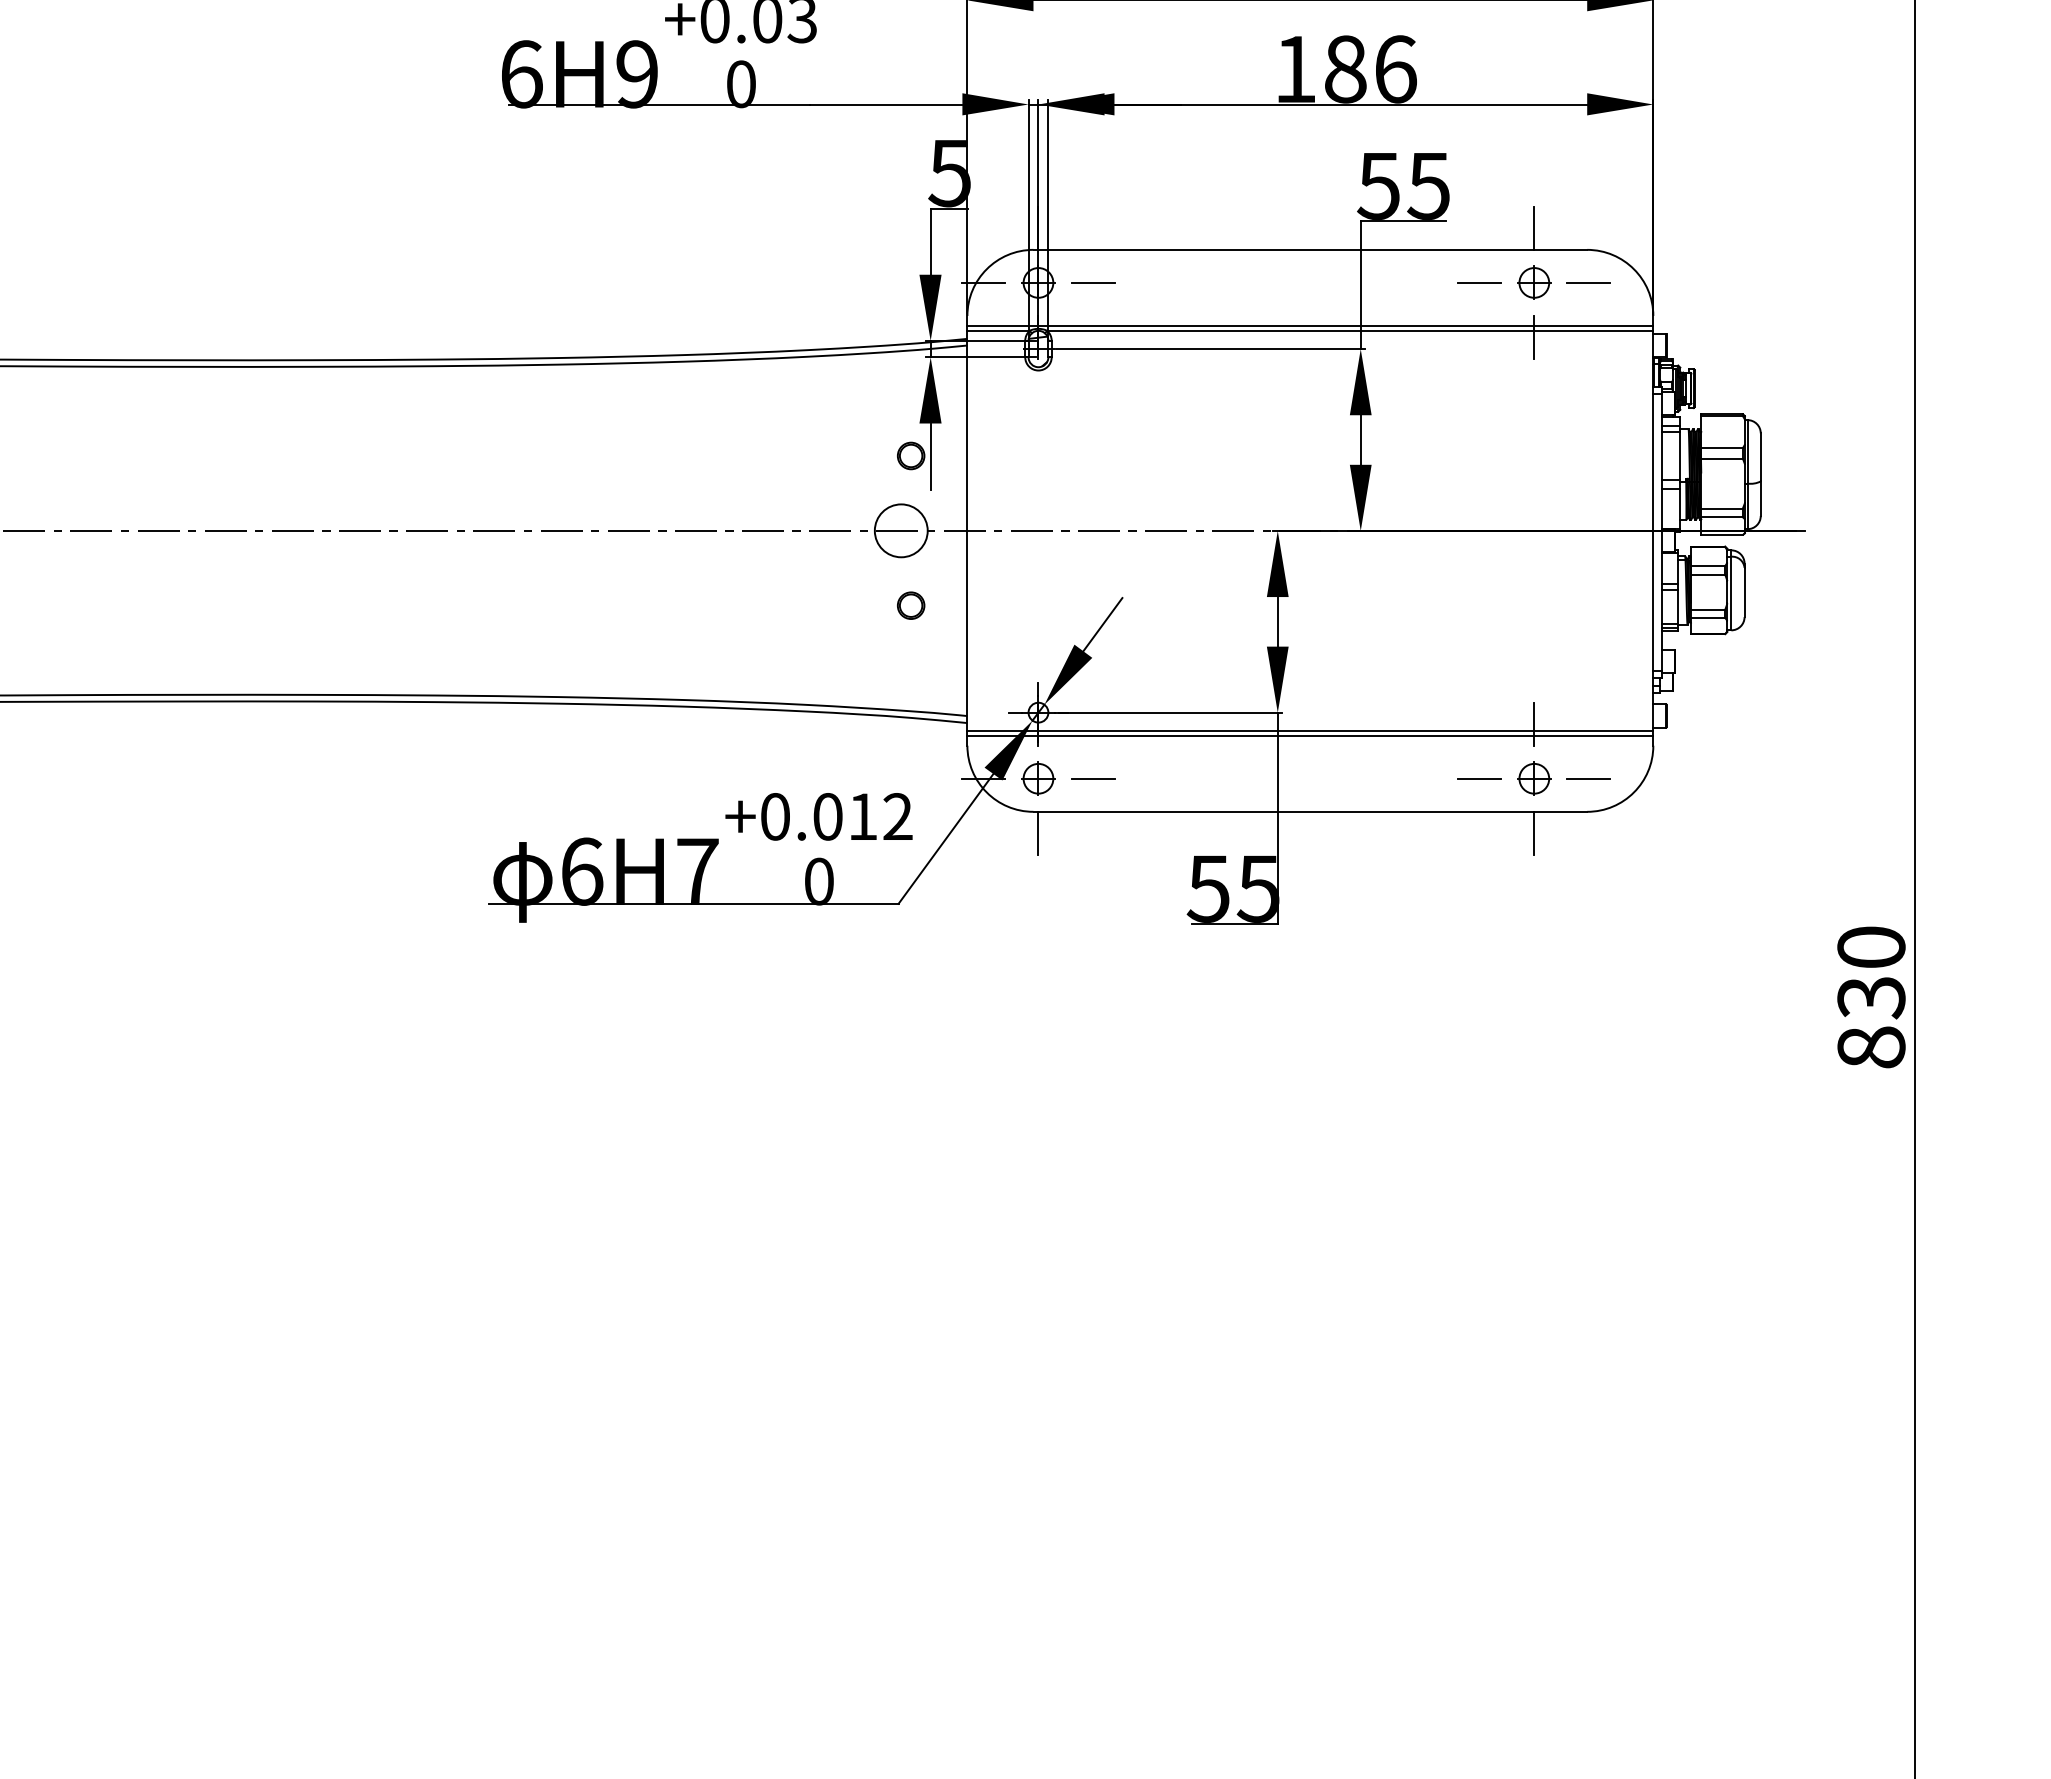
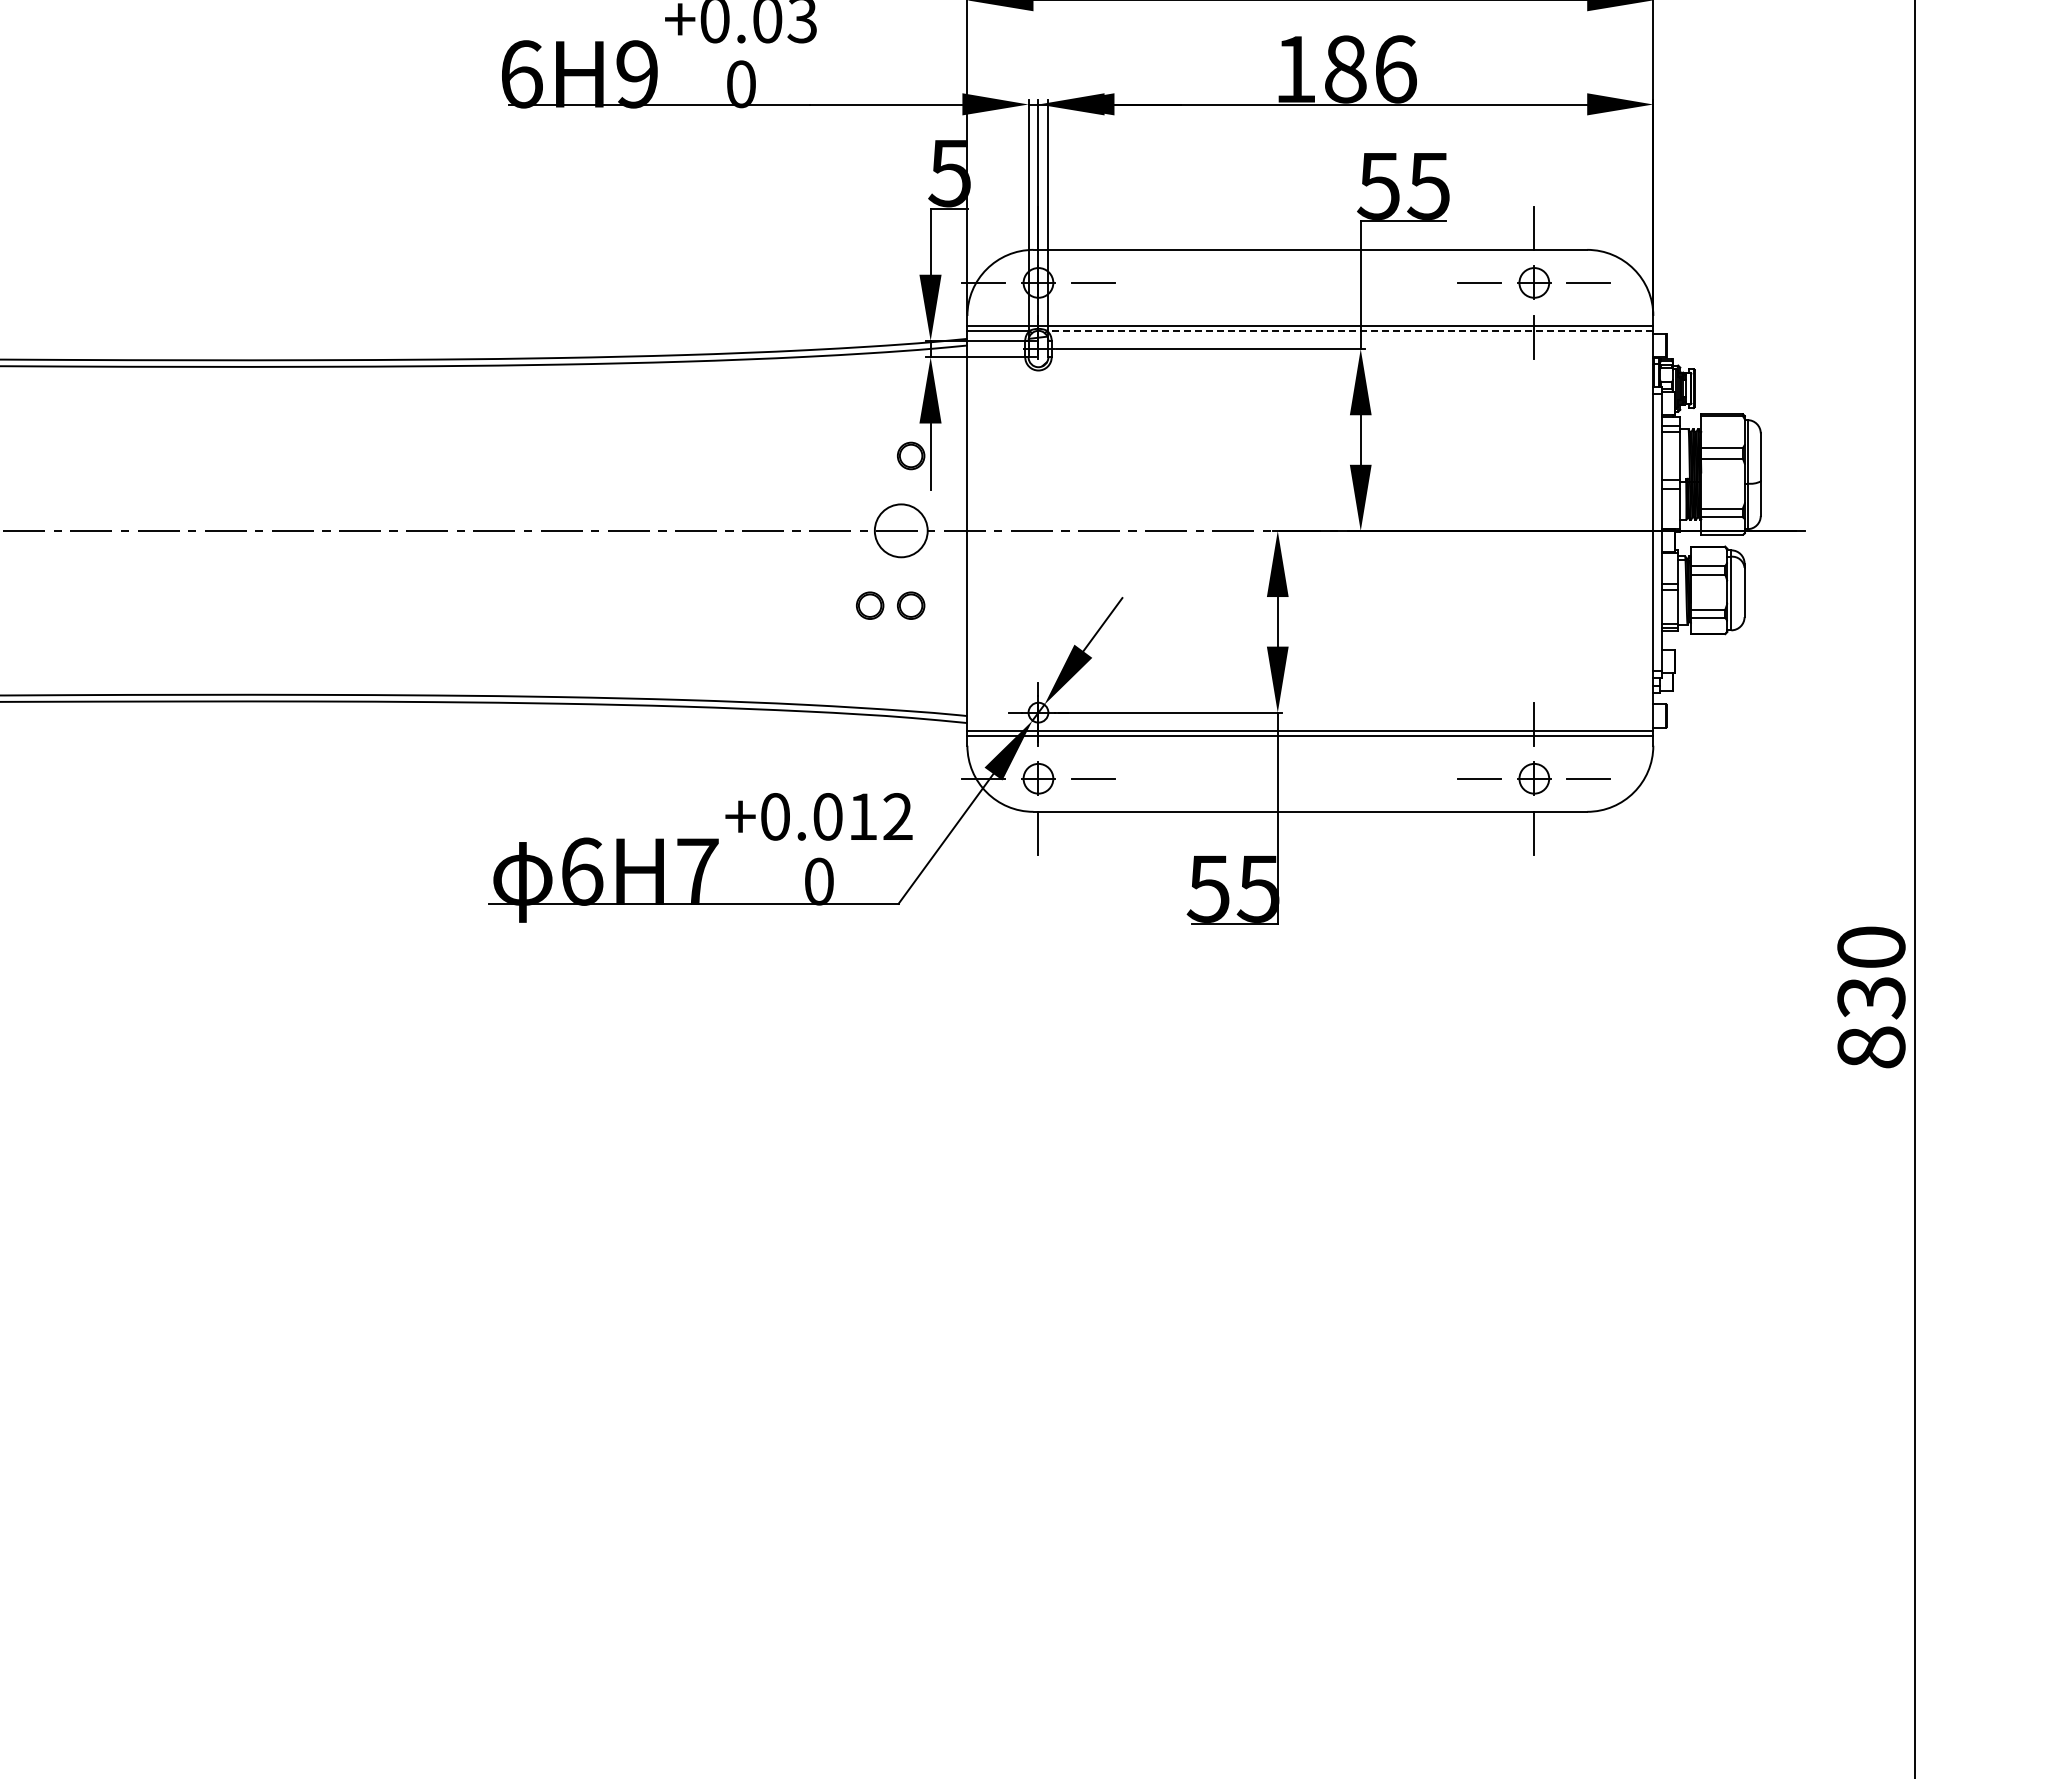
line: solid -> dashed (1349, 330)
part: none -> present (870, 605)
